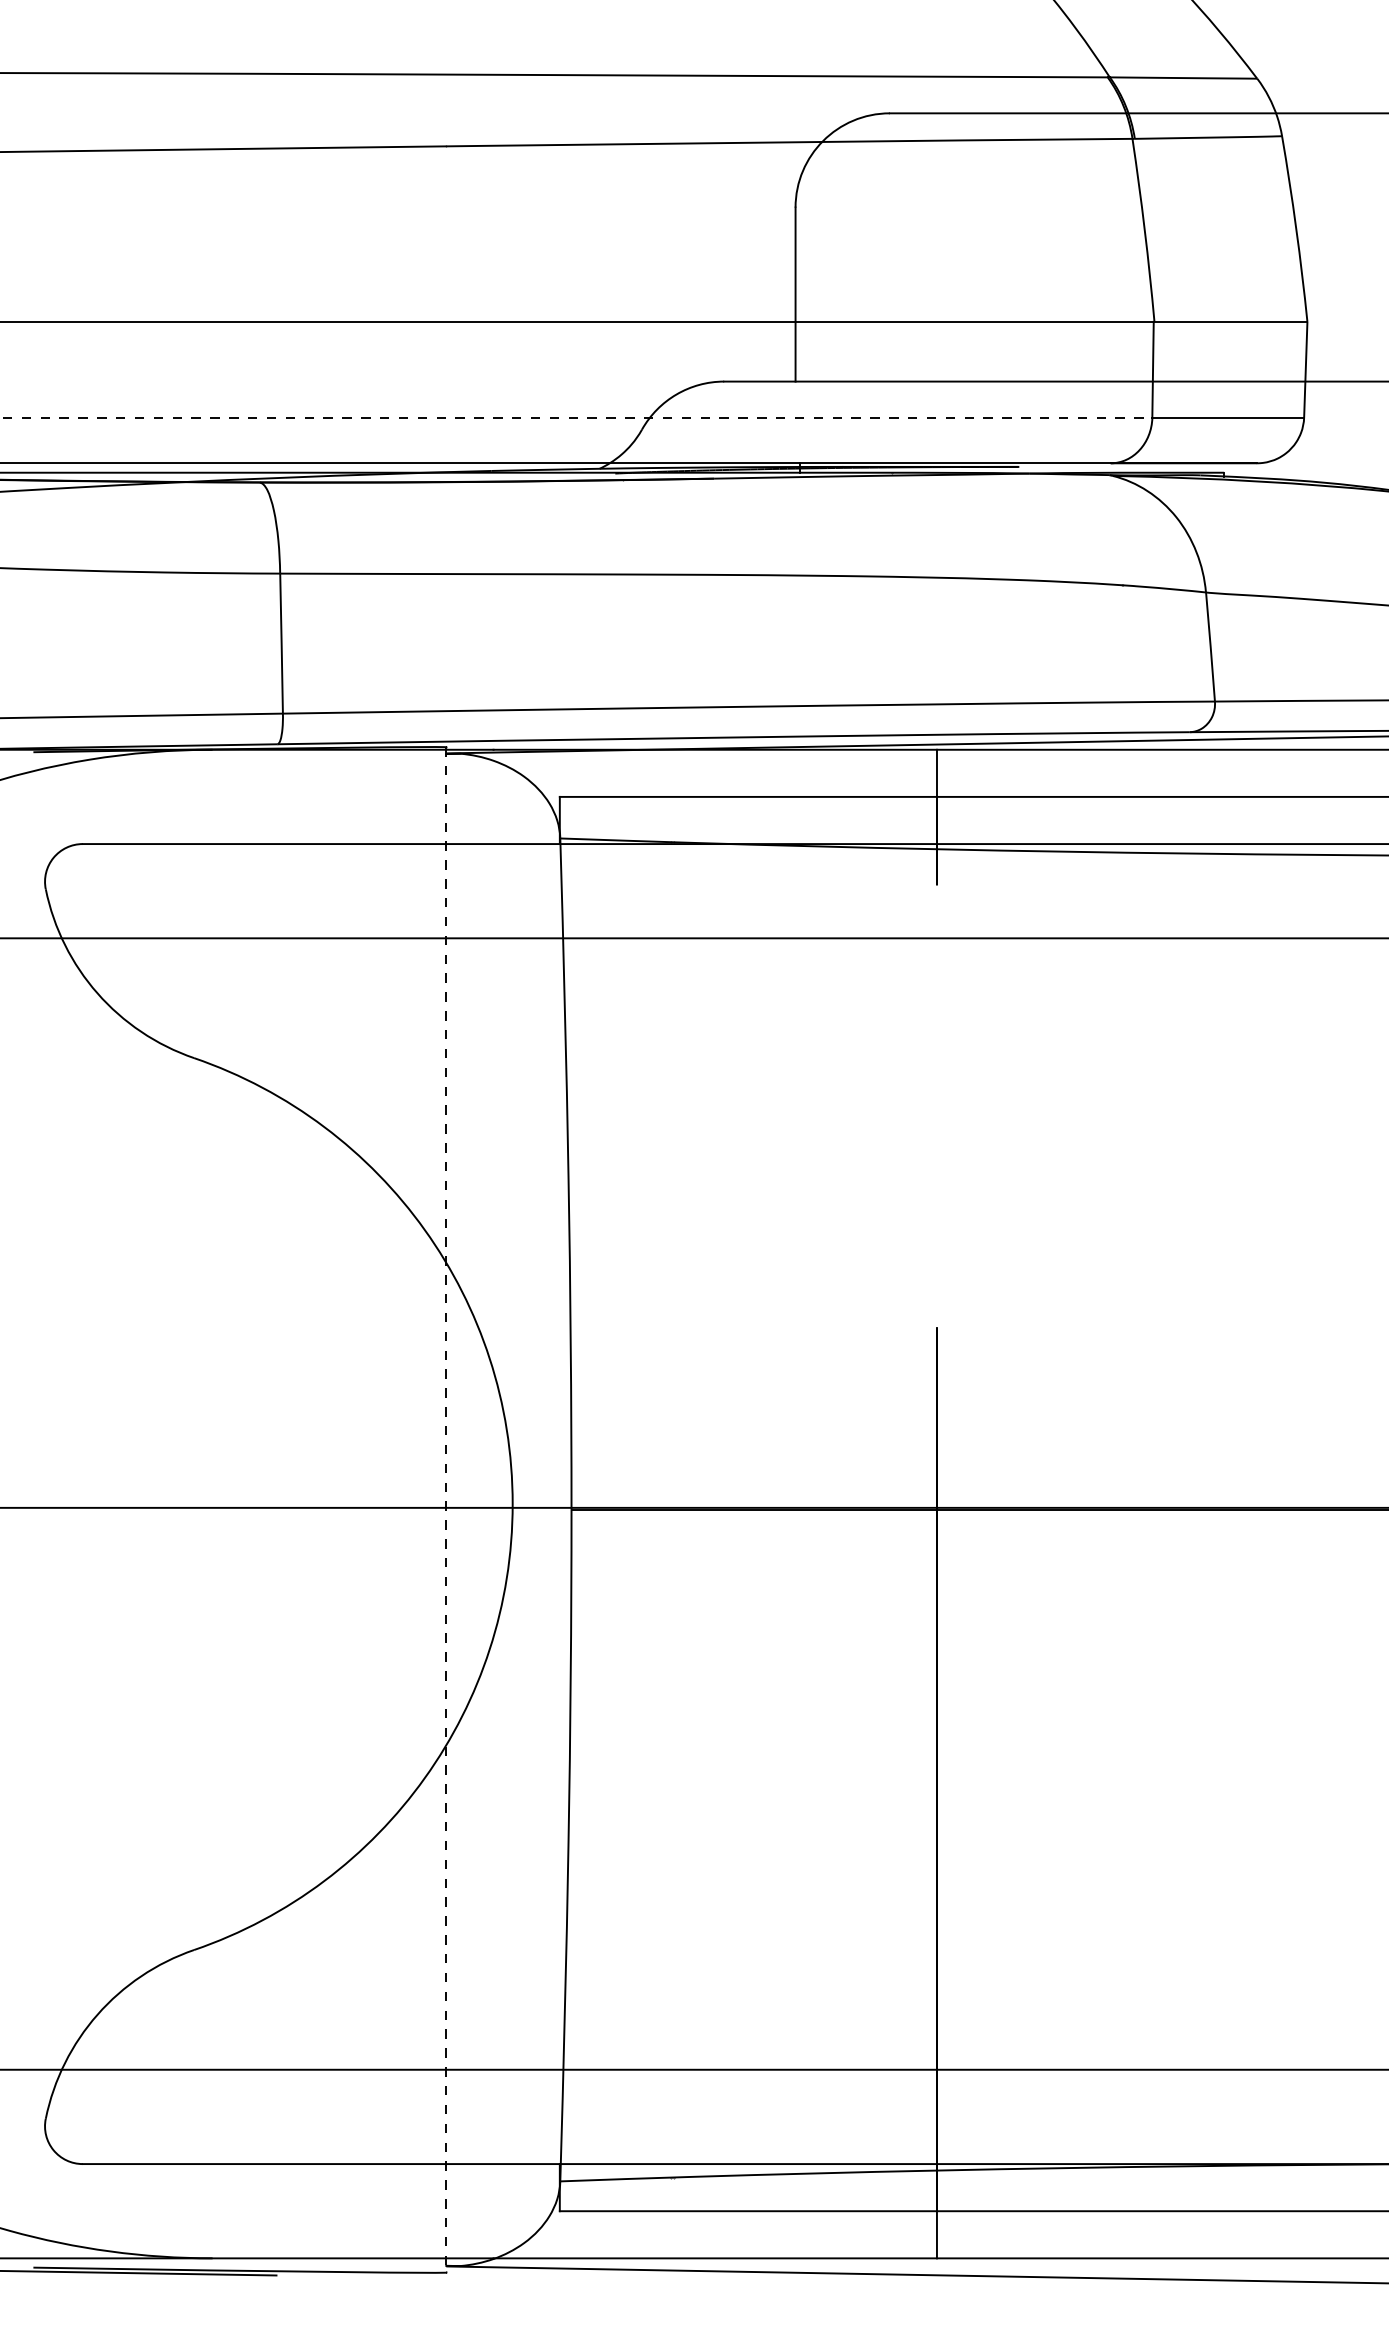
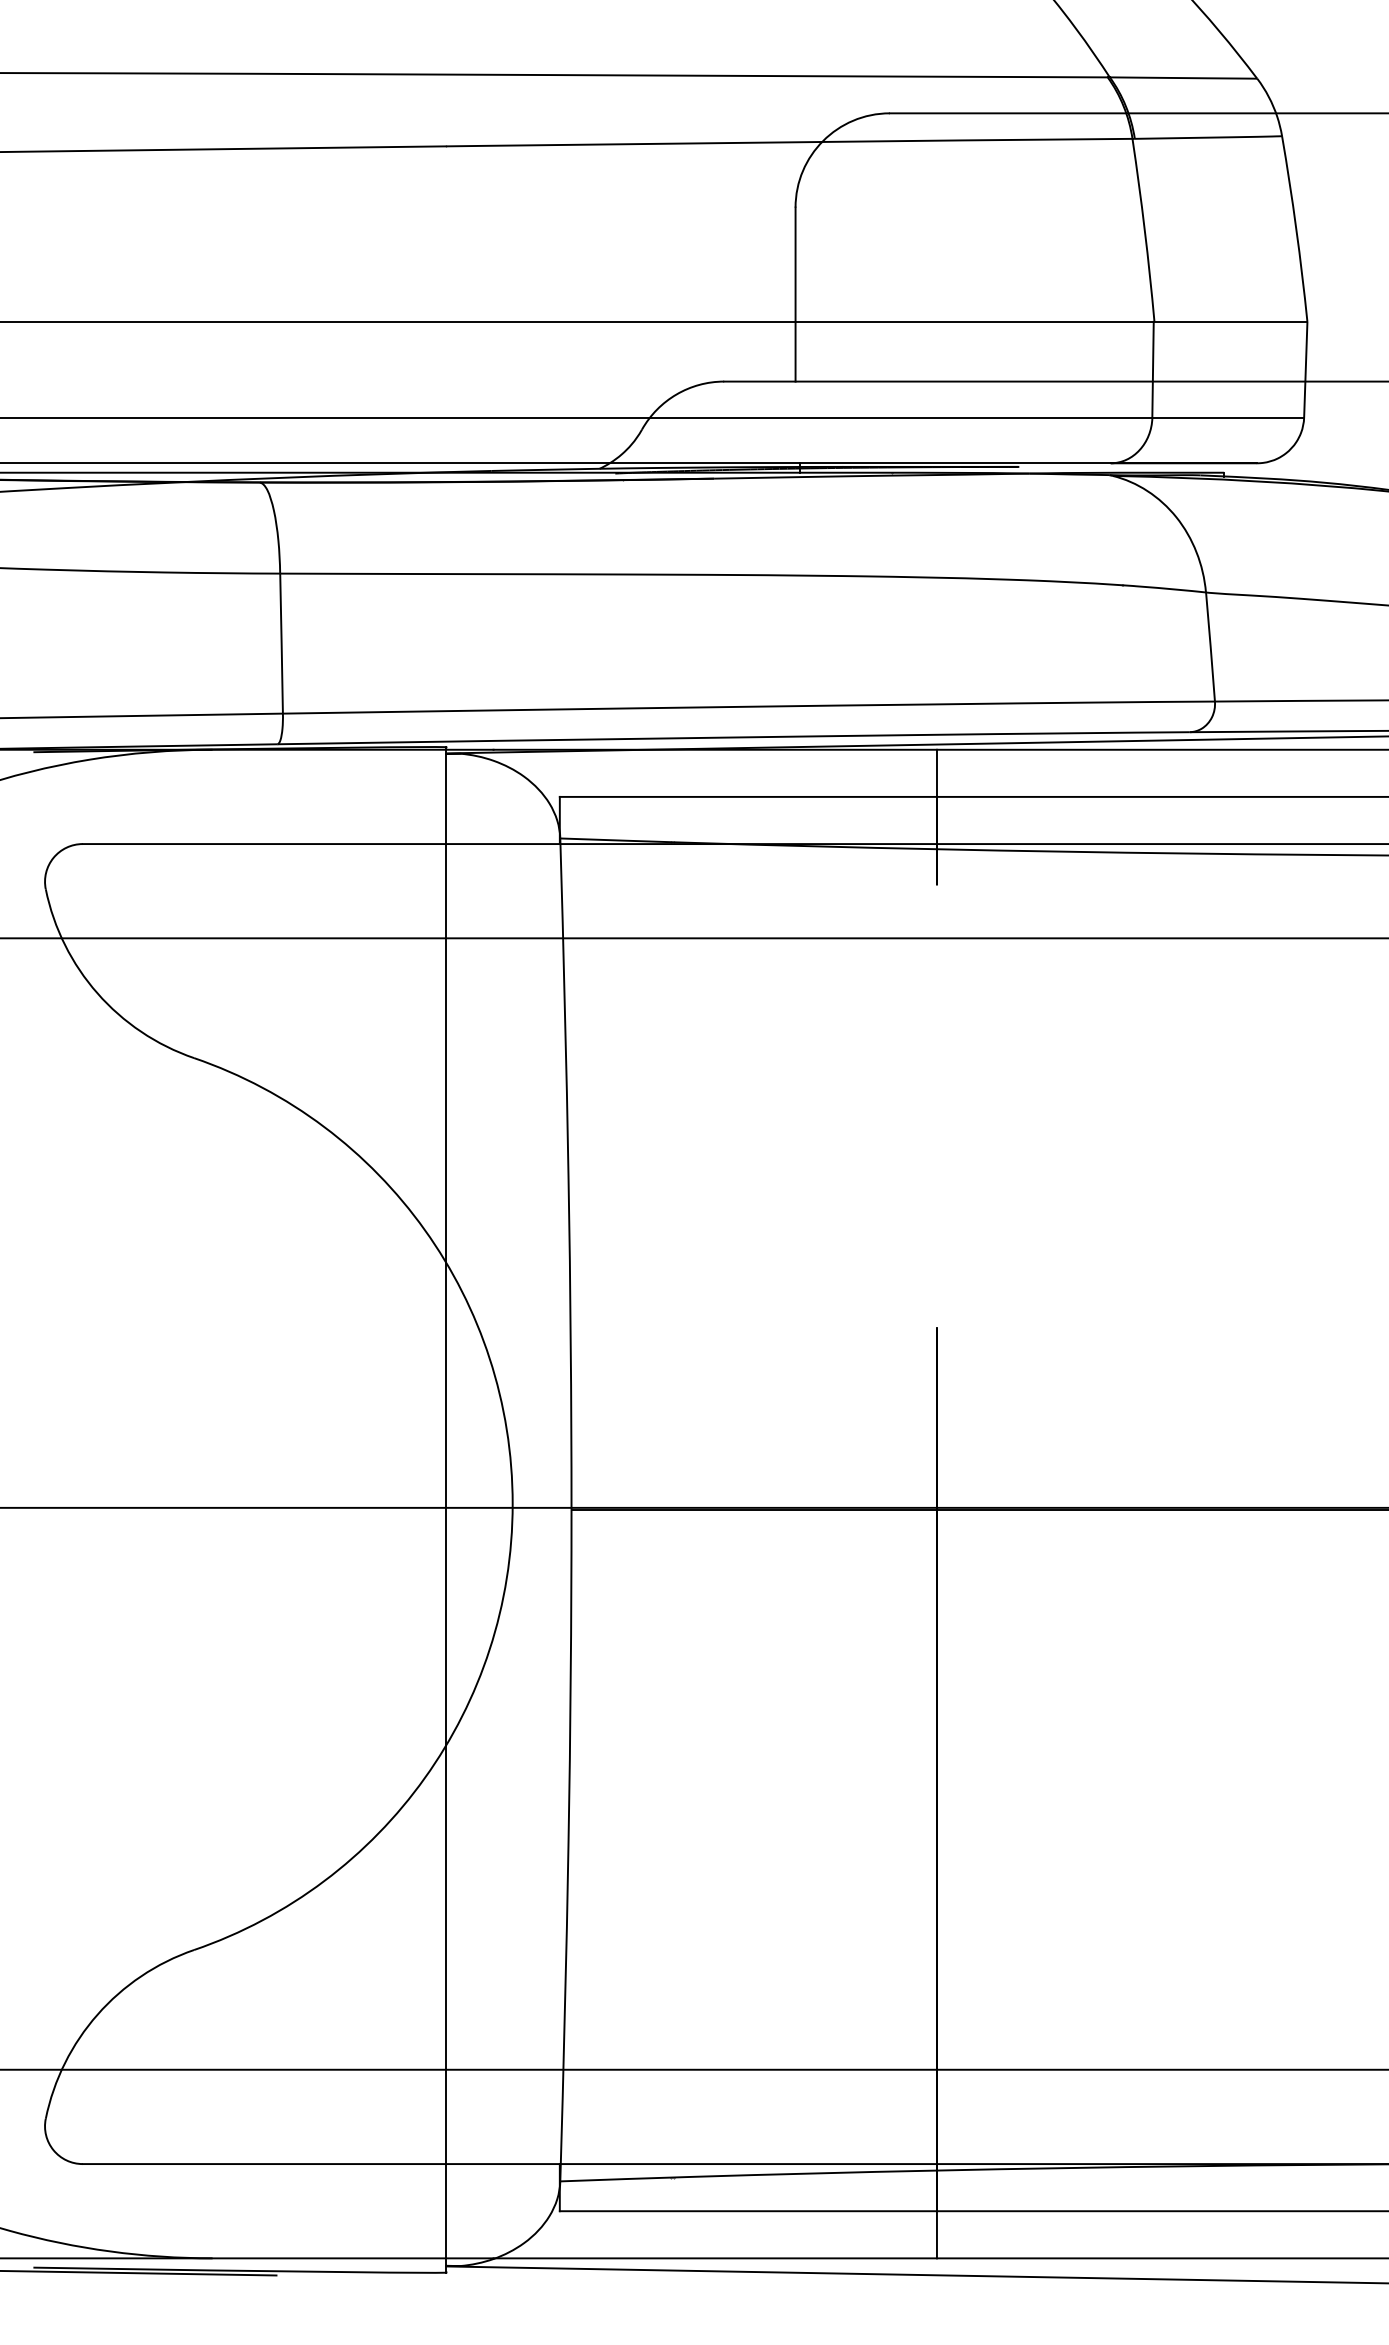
line: dashed -> solid (576, 417)
line: dashed -> solid (446, 1509)
